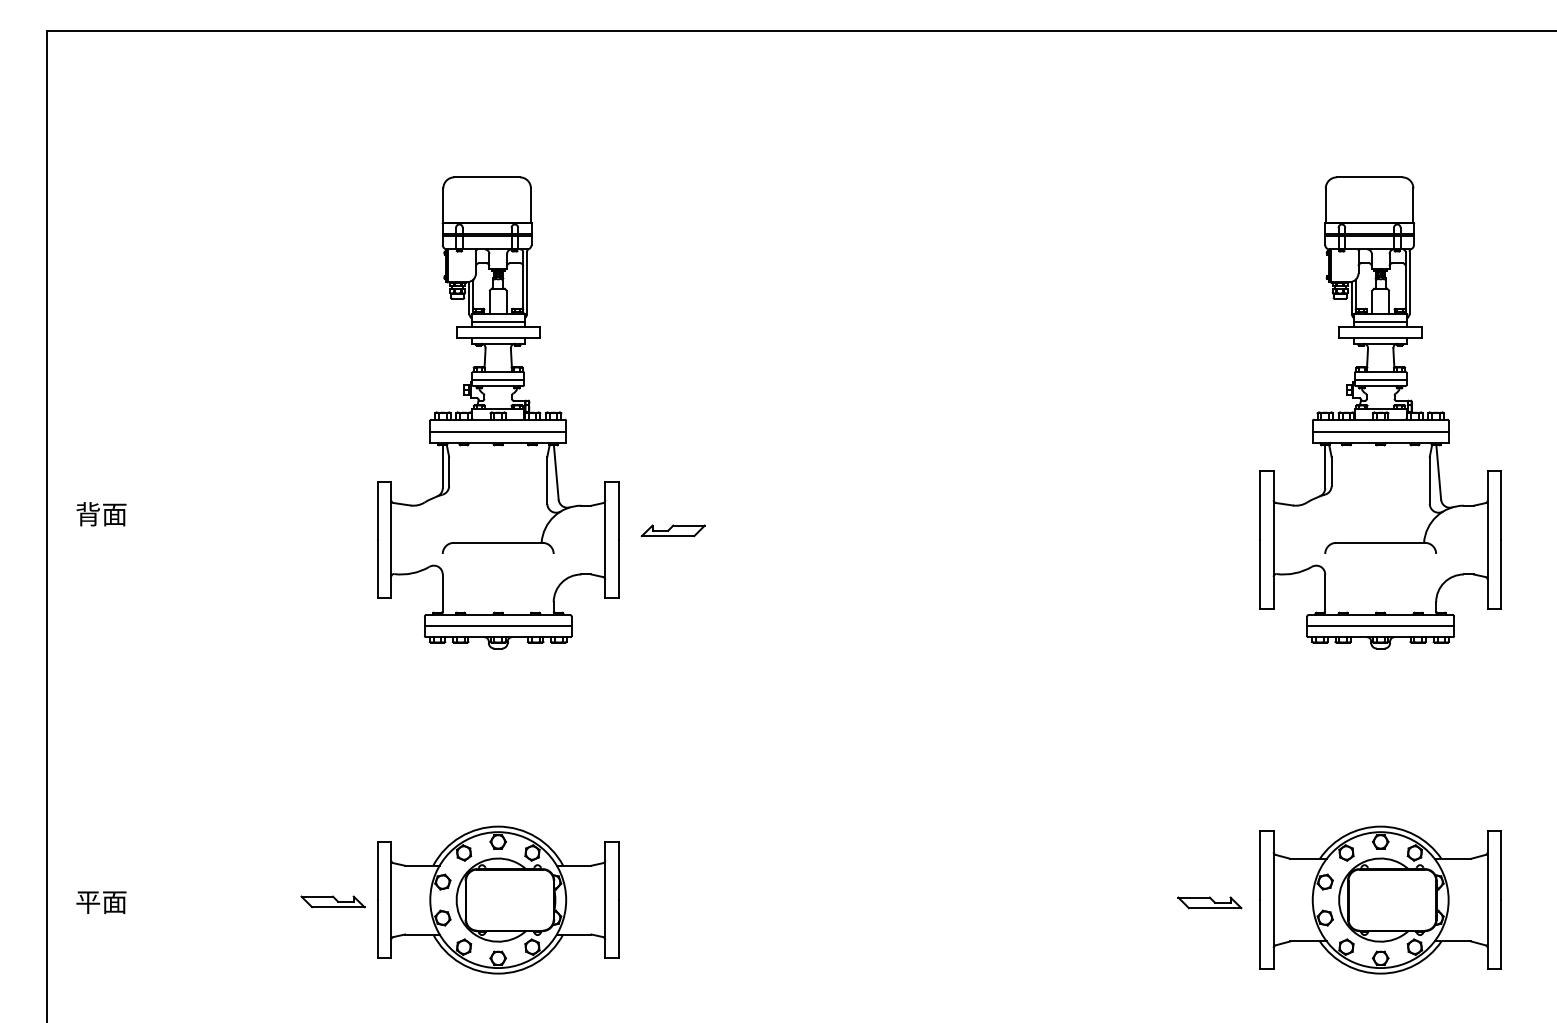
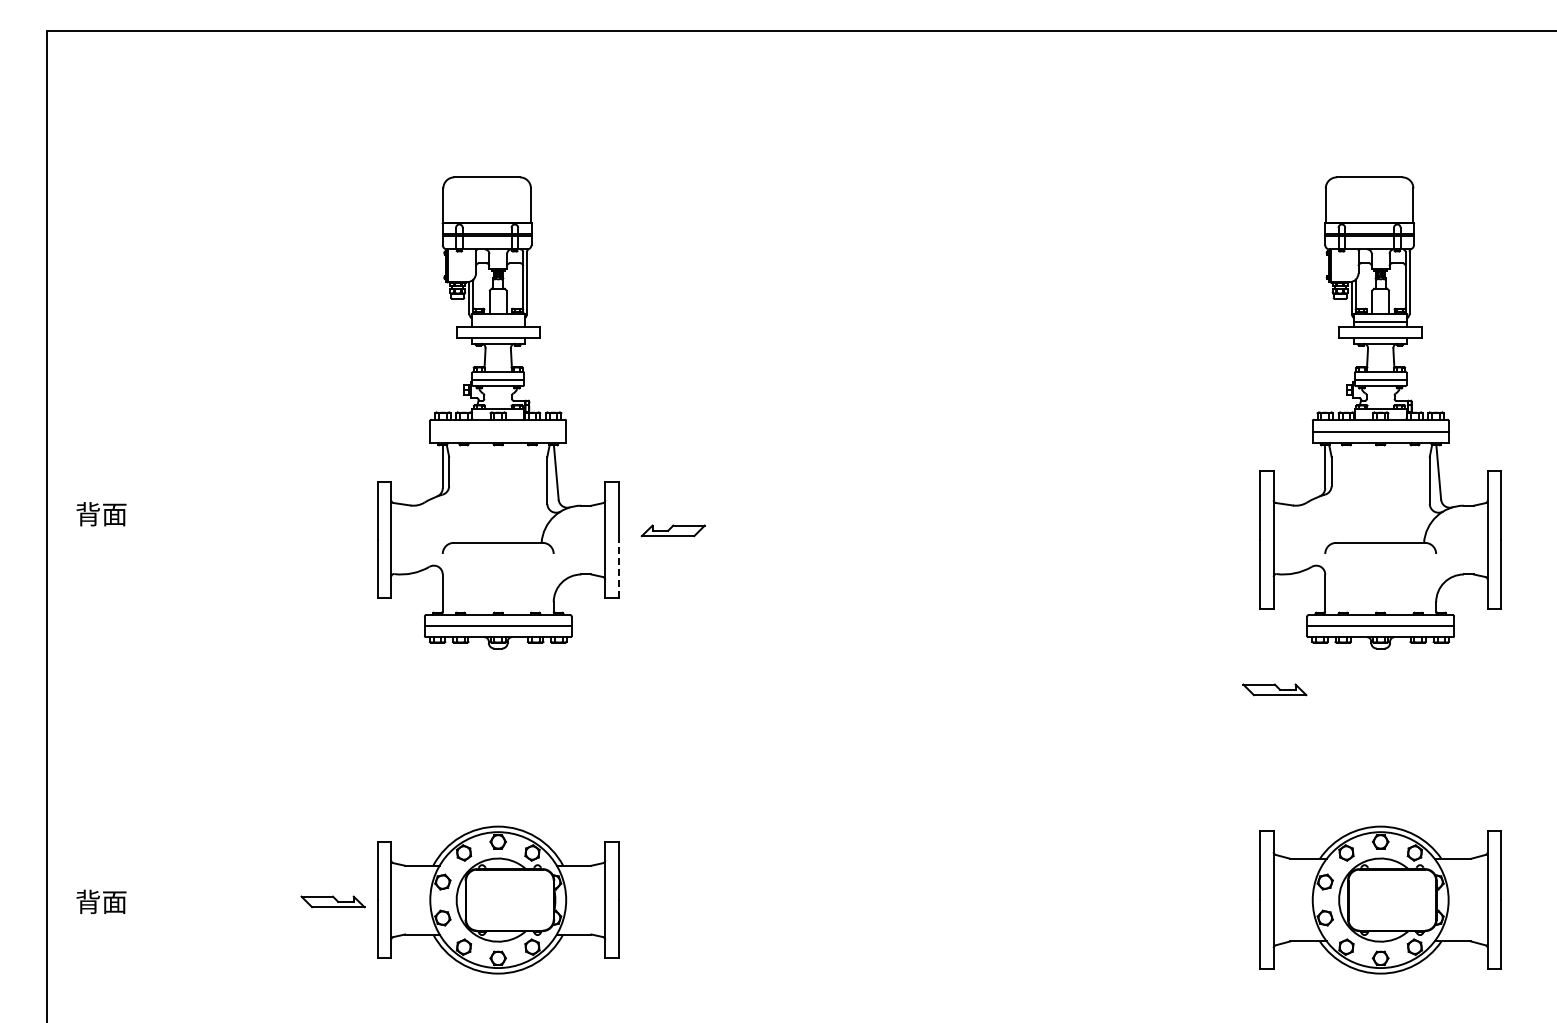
line: present -> none (497, 321)
line: present -> none (498, 431)
line: solid -> dashed (618, 568)
text: 平面 -> 背面 (88, 901)
part position: (1209, 902) -> (1274, 689) (1274, 689)
